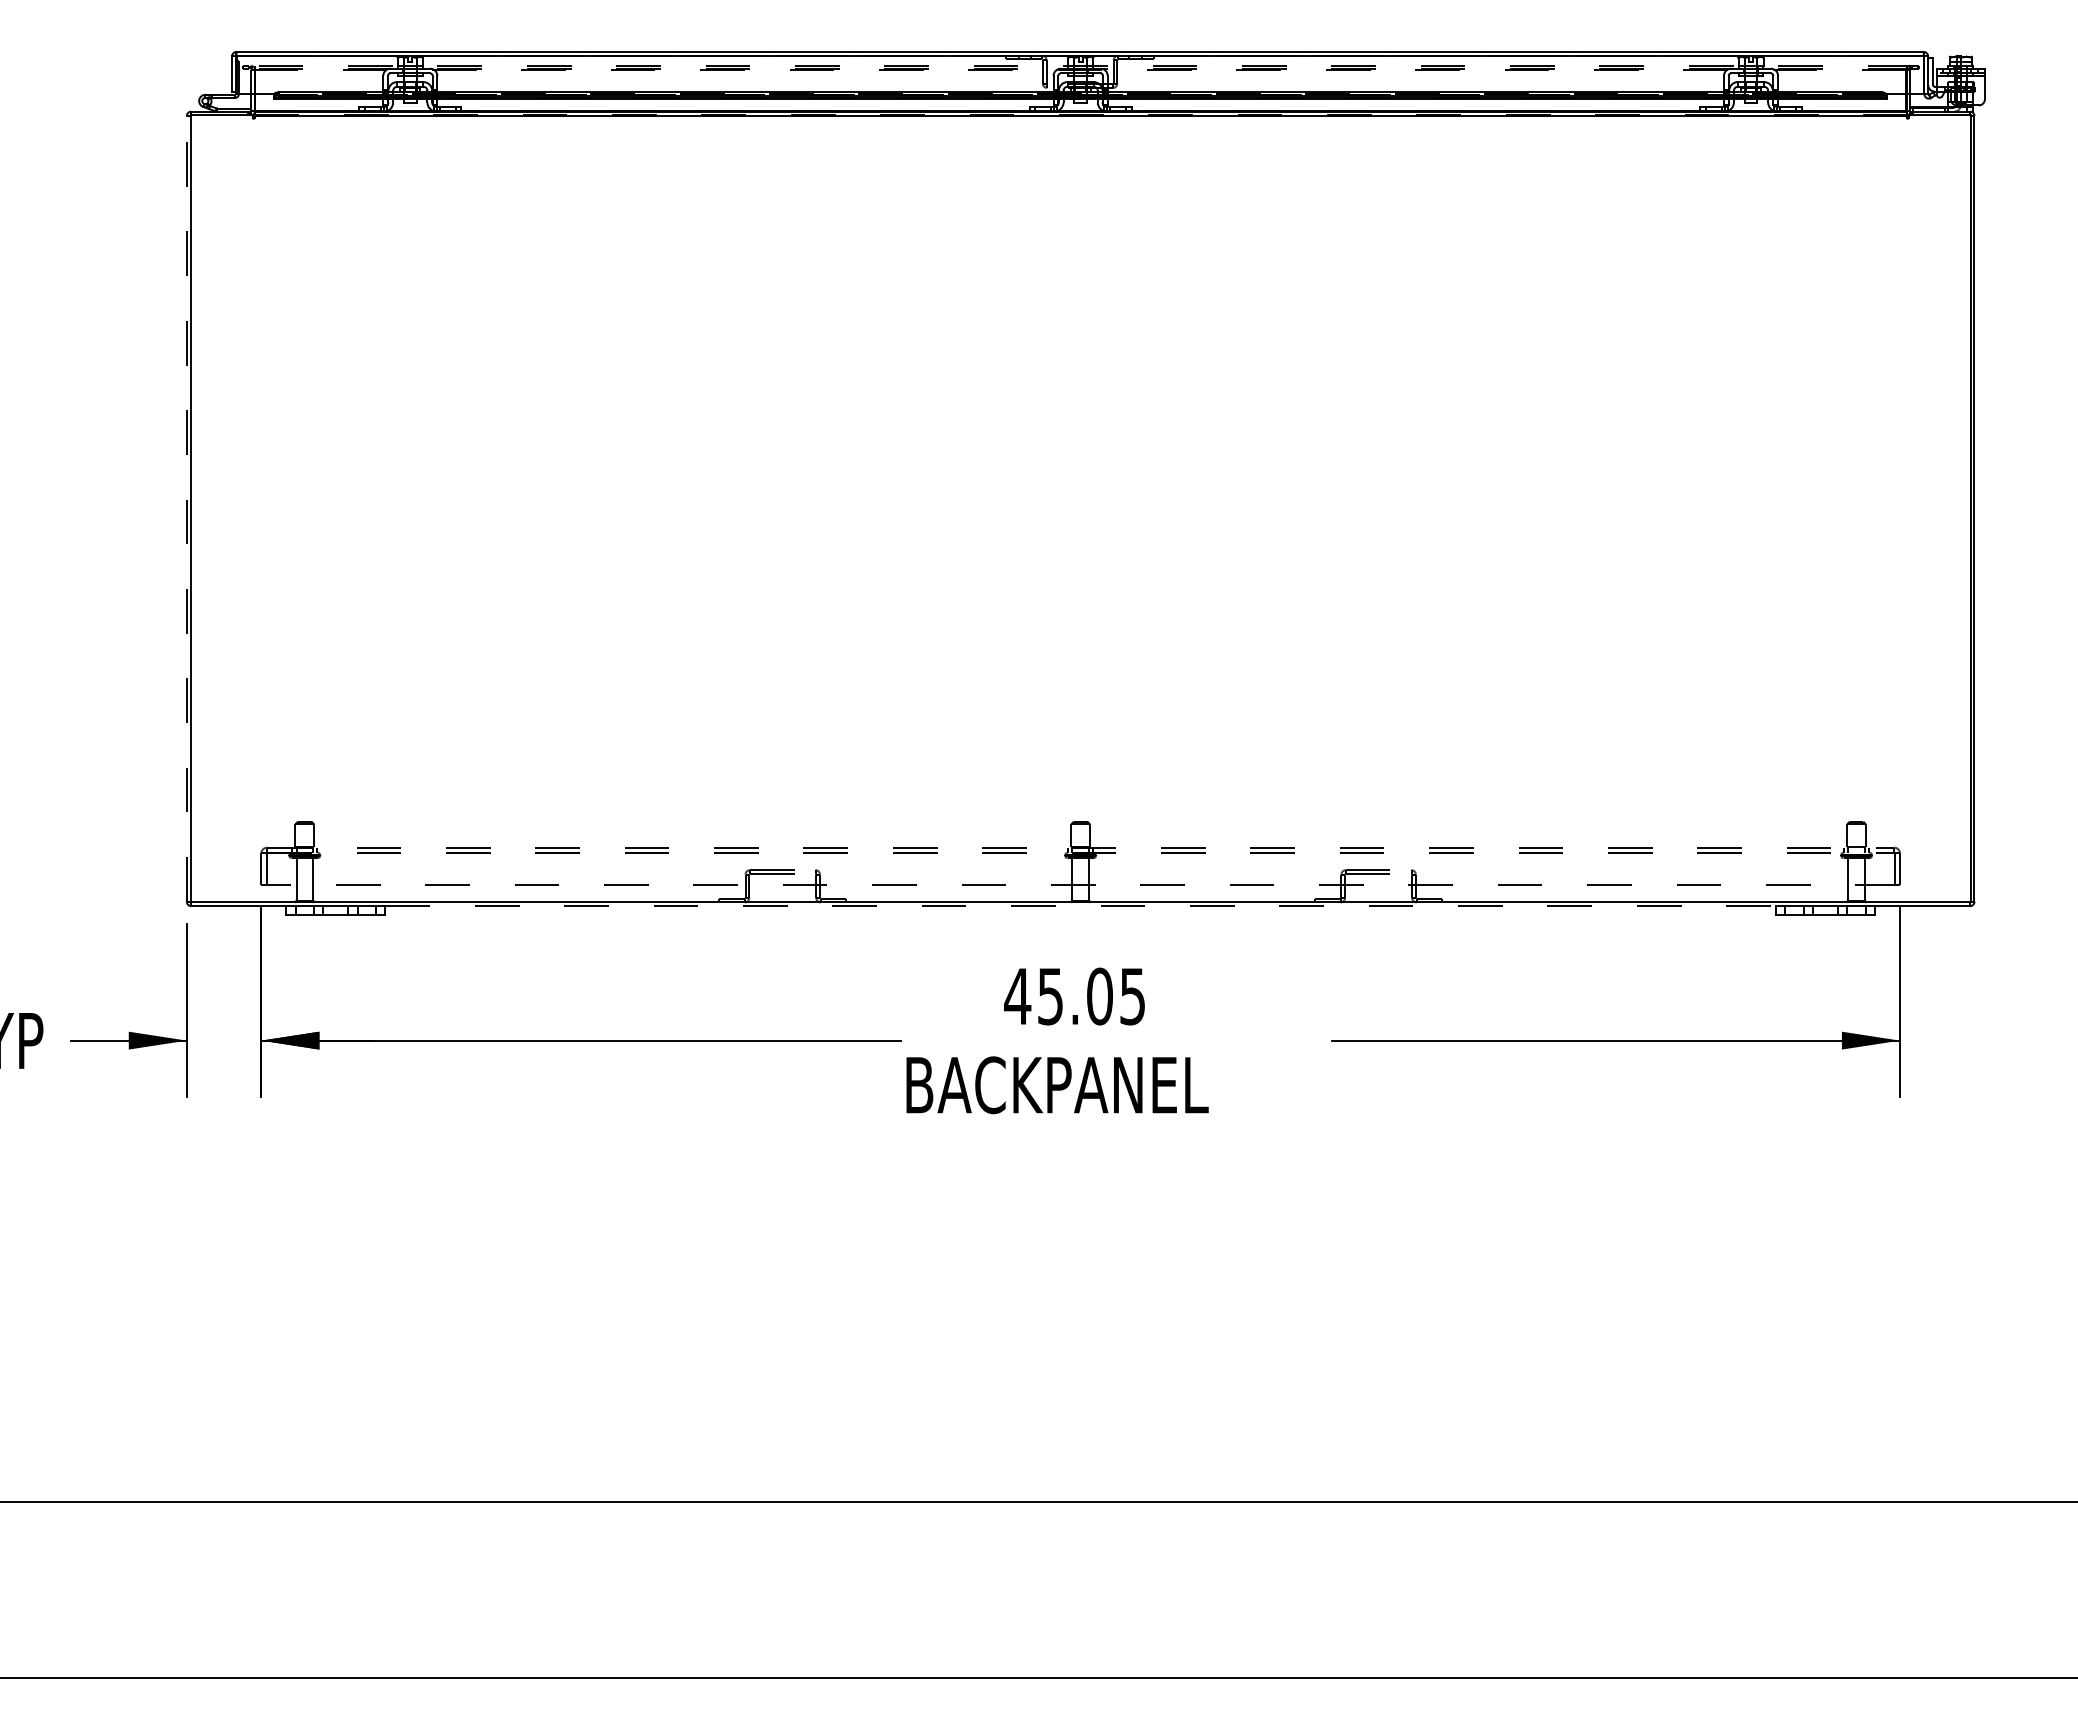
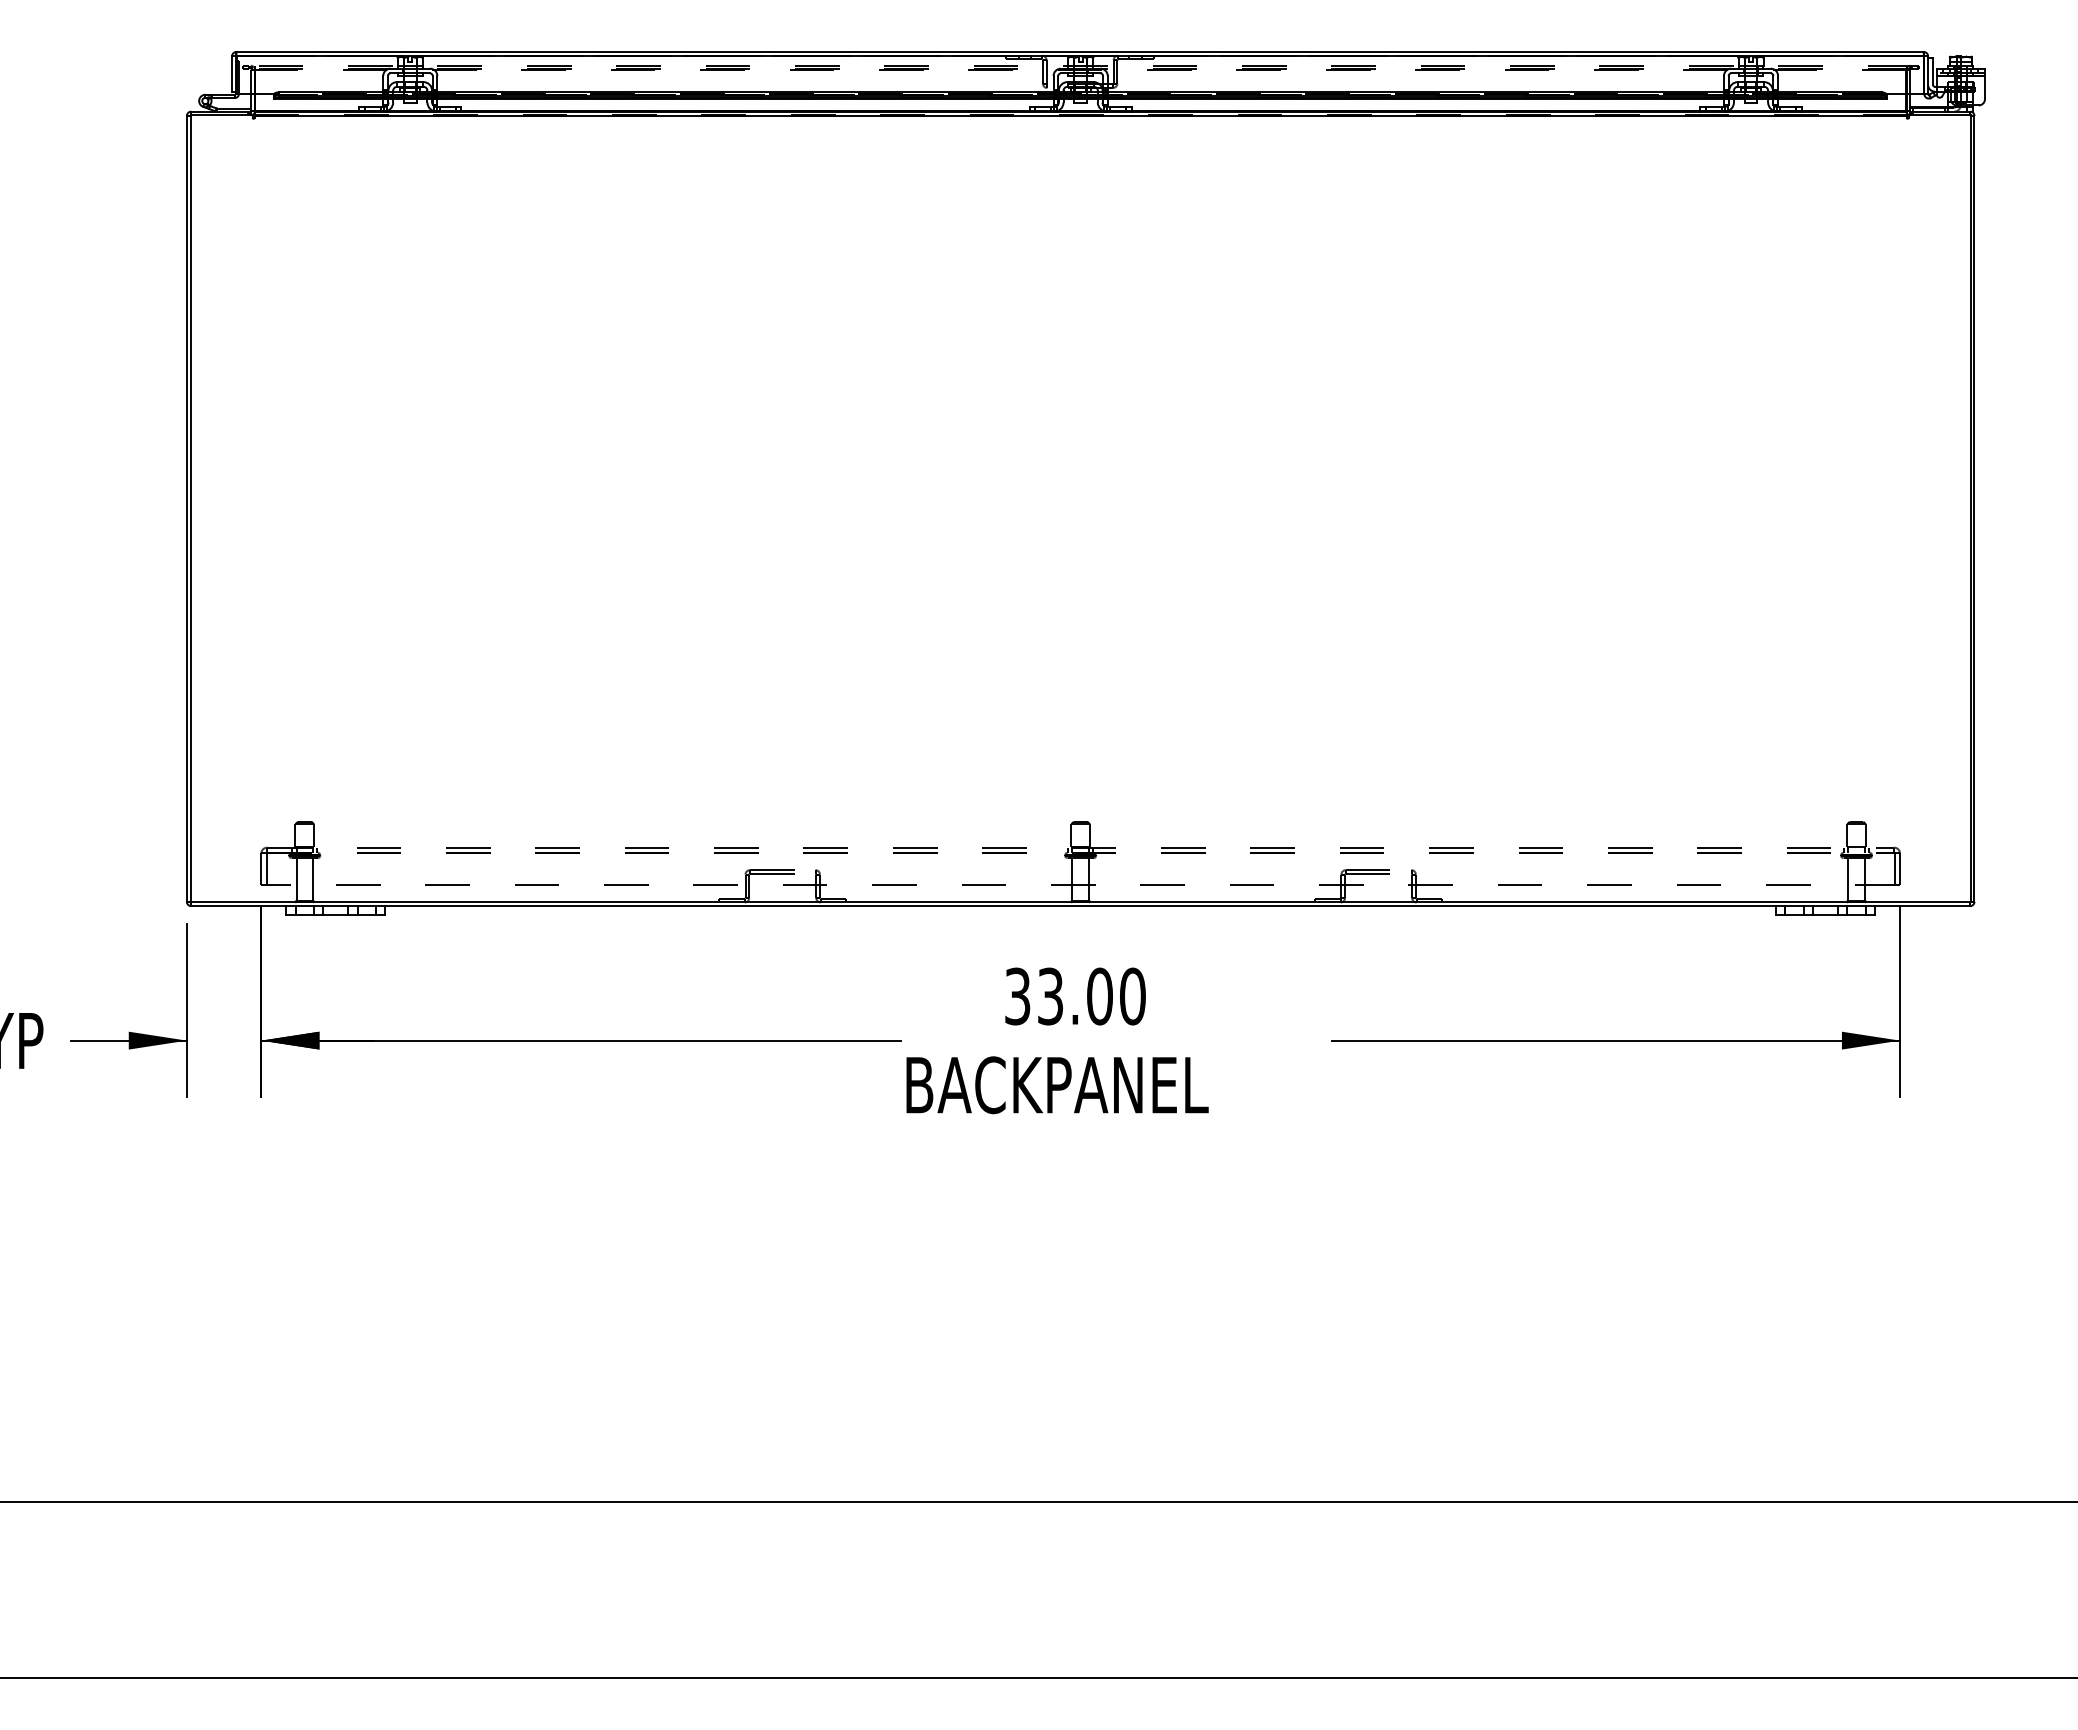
line: dashed -> solid (186, 508)
line: dashed -> solid (1081, 906)
text: 45.05 -> 33.00 (1074, 996)
